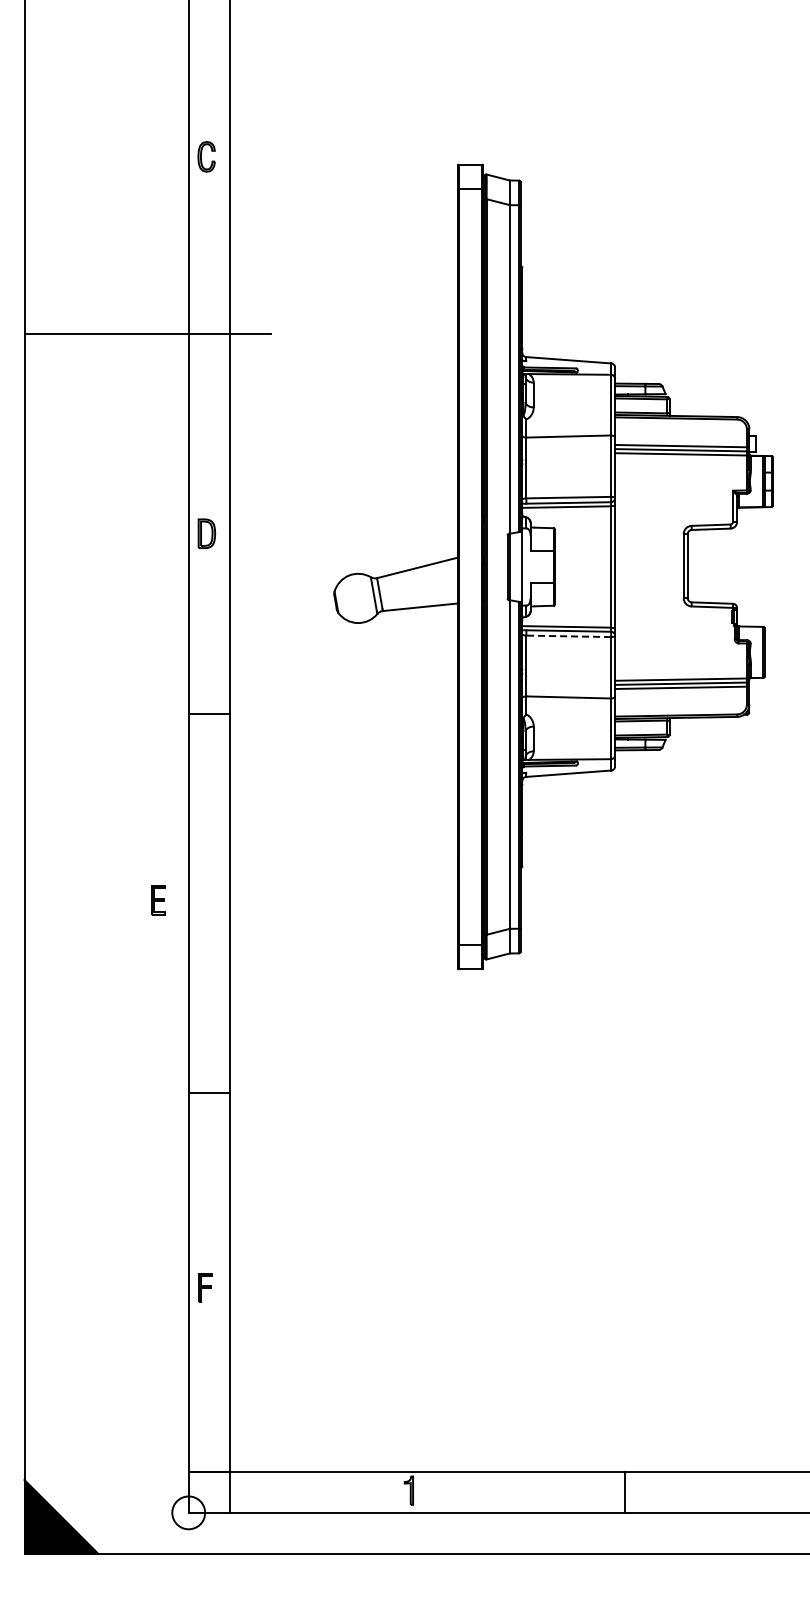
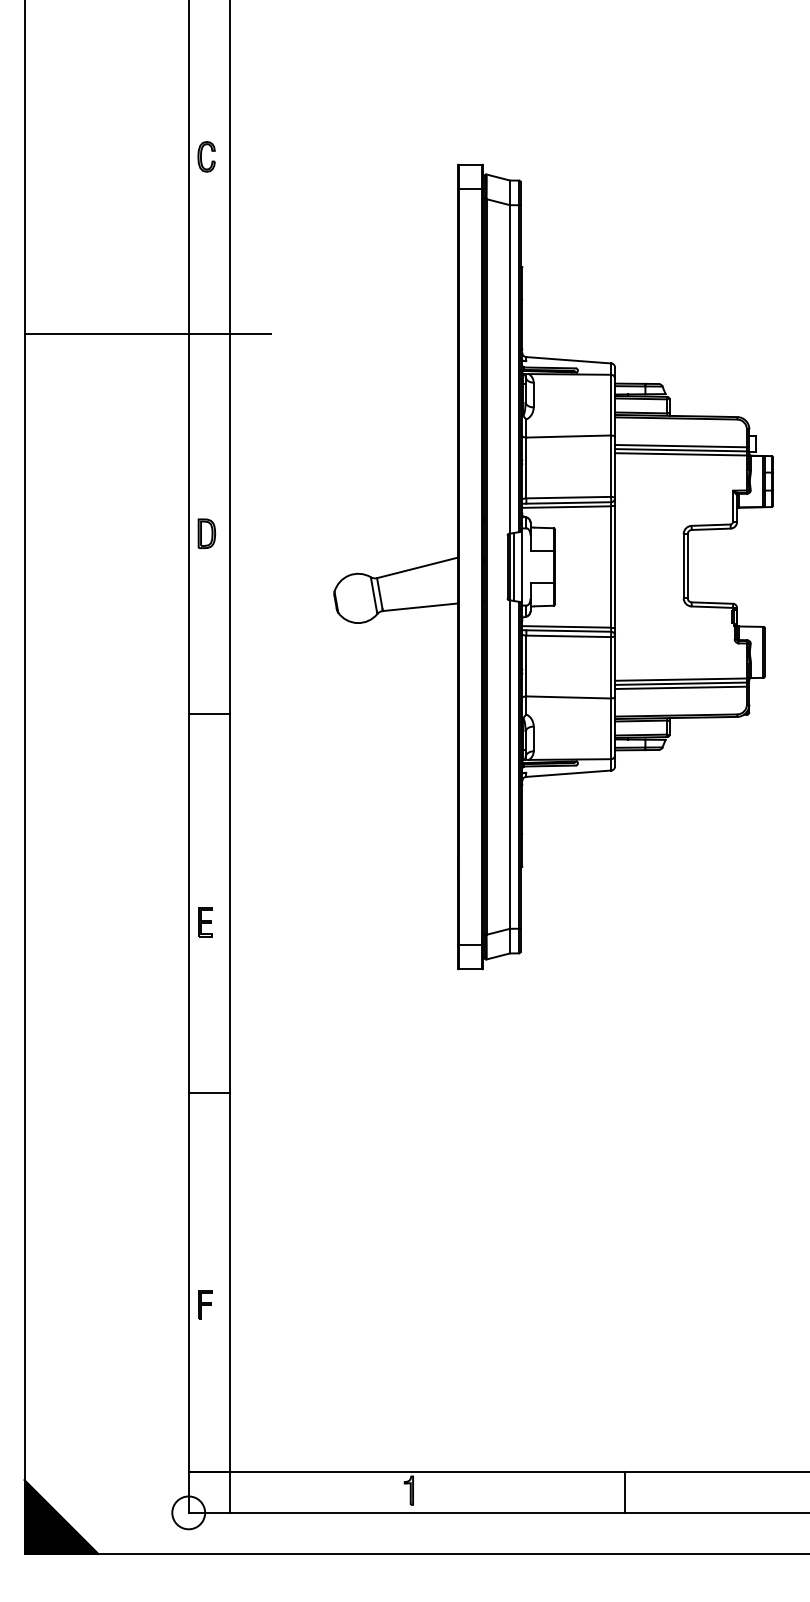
line: none -> present (513, 566)
line: dashed -> solid (568, 636)
part position: (158, 900) -> (205, 922) (205, 922)
part position: (205, 1287) -> (205, 1304) (205, 1304)
